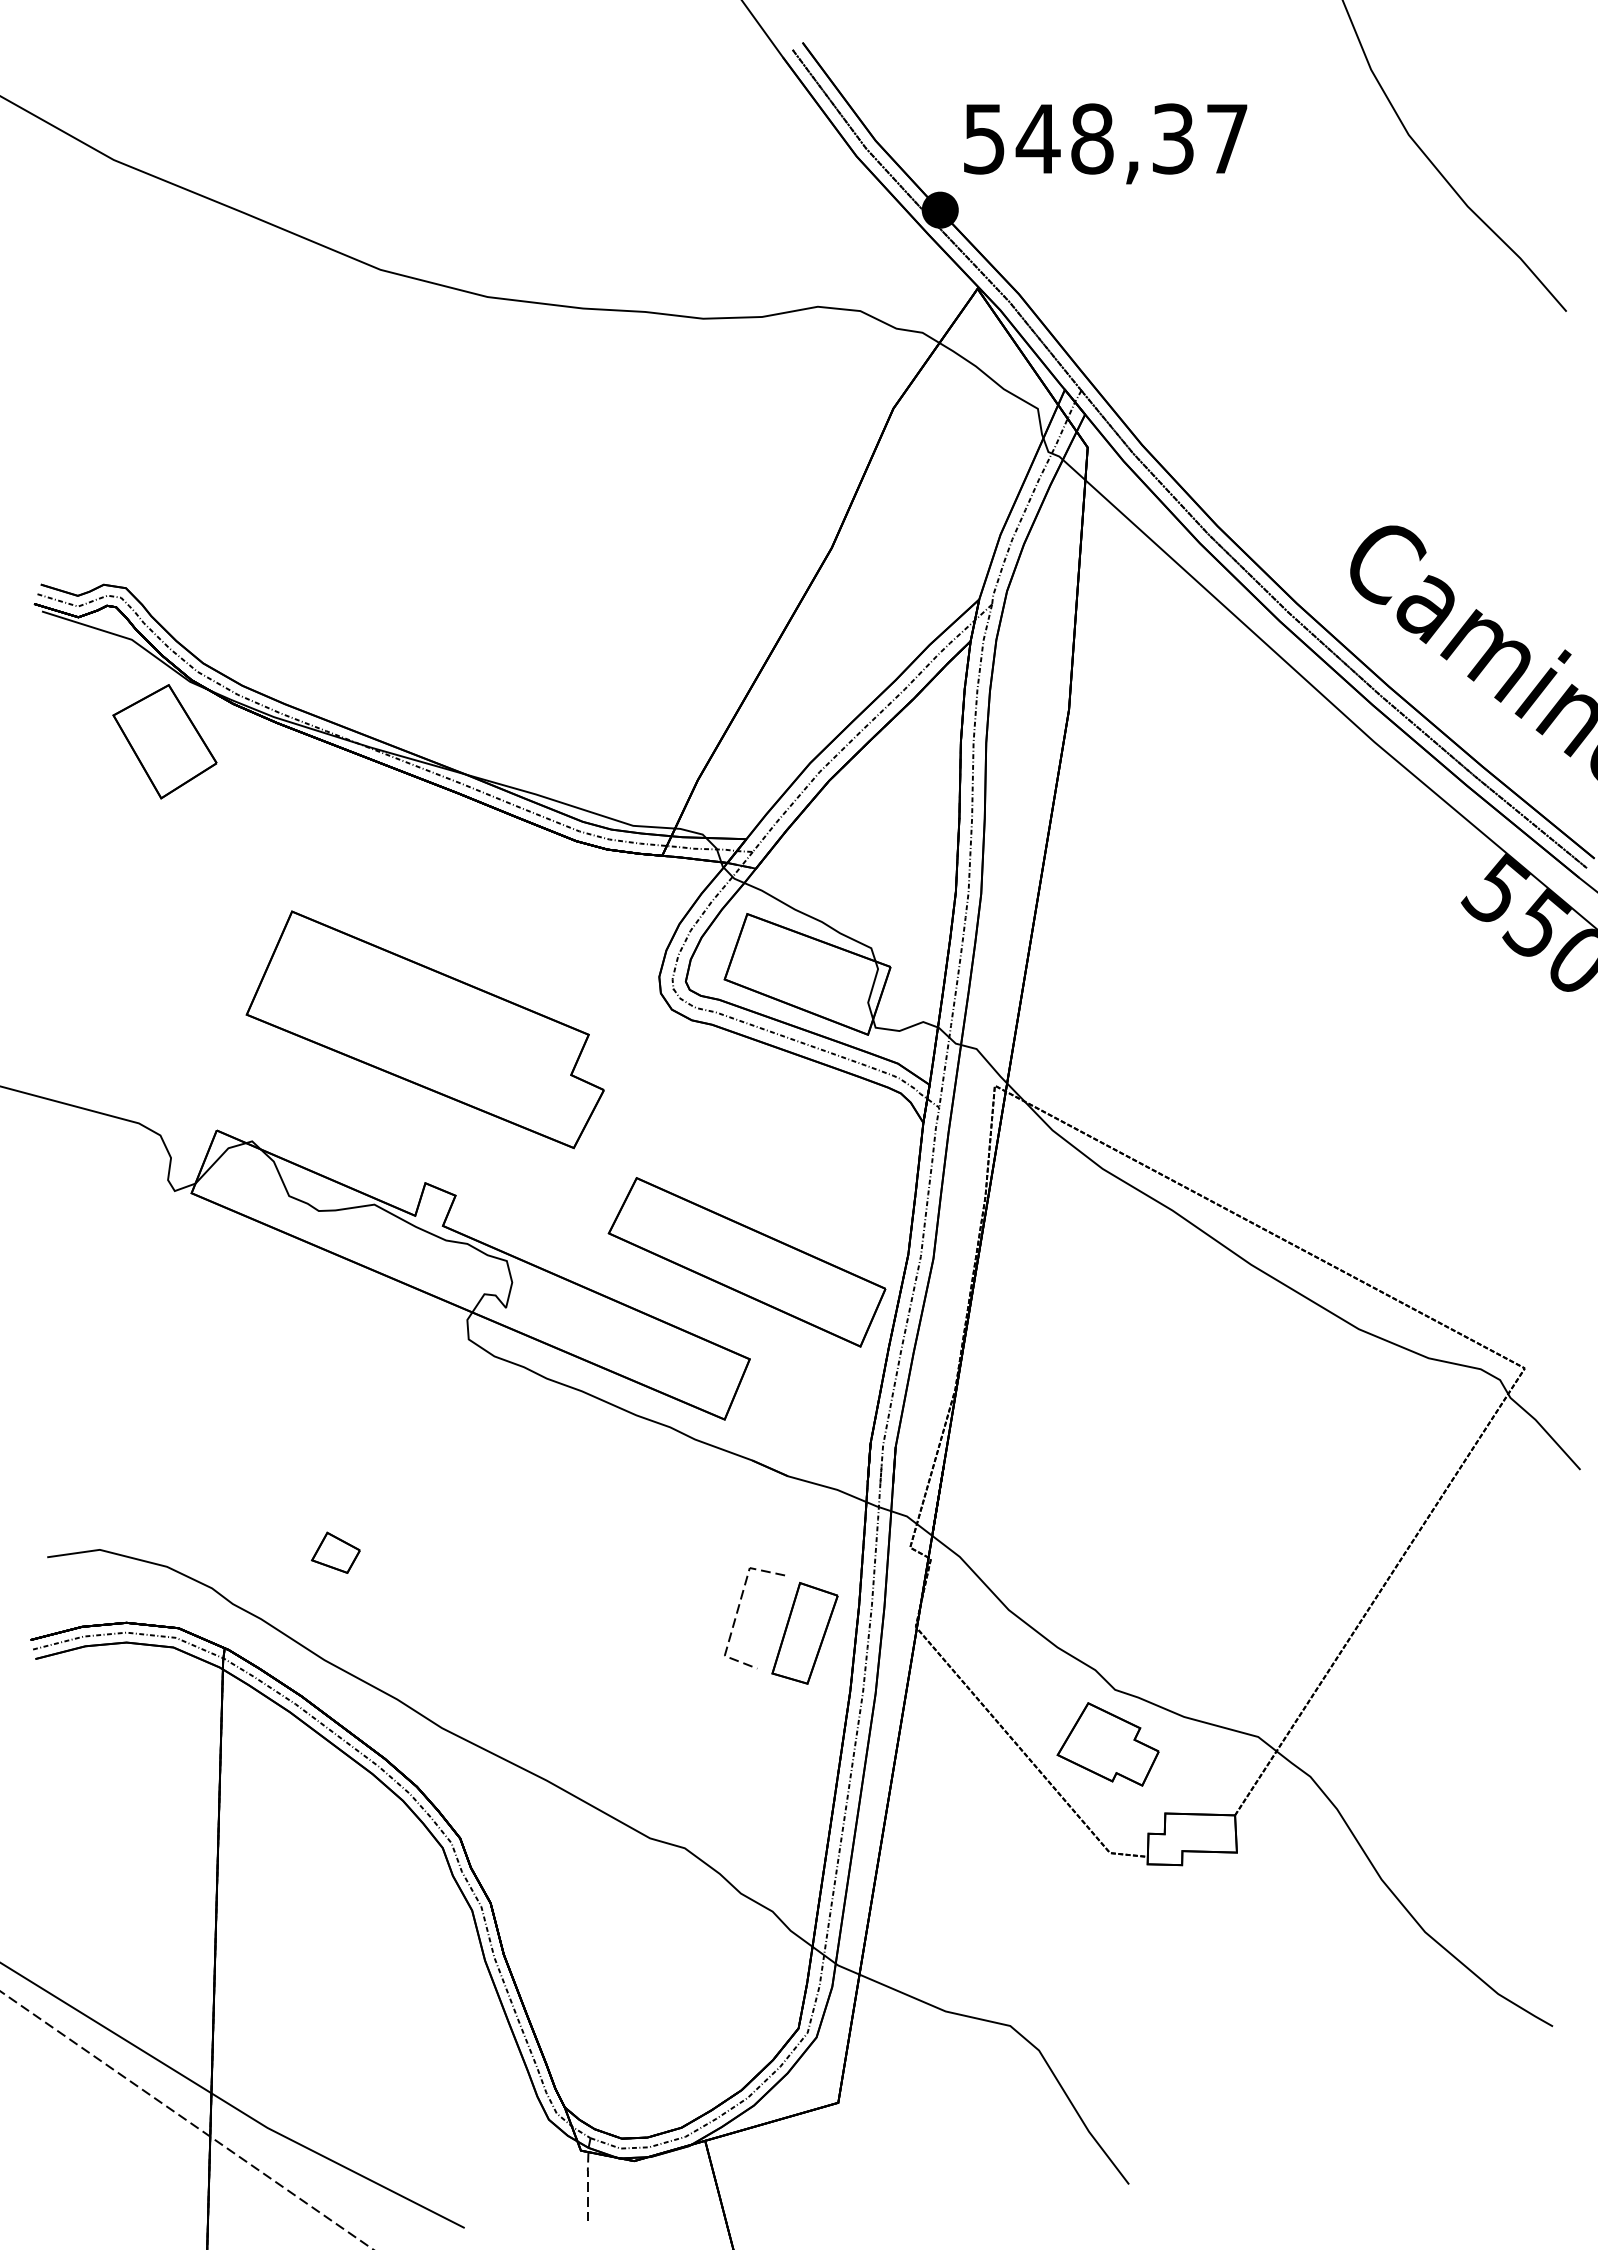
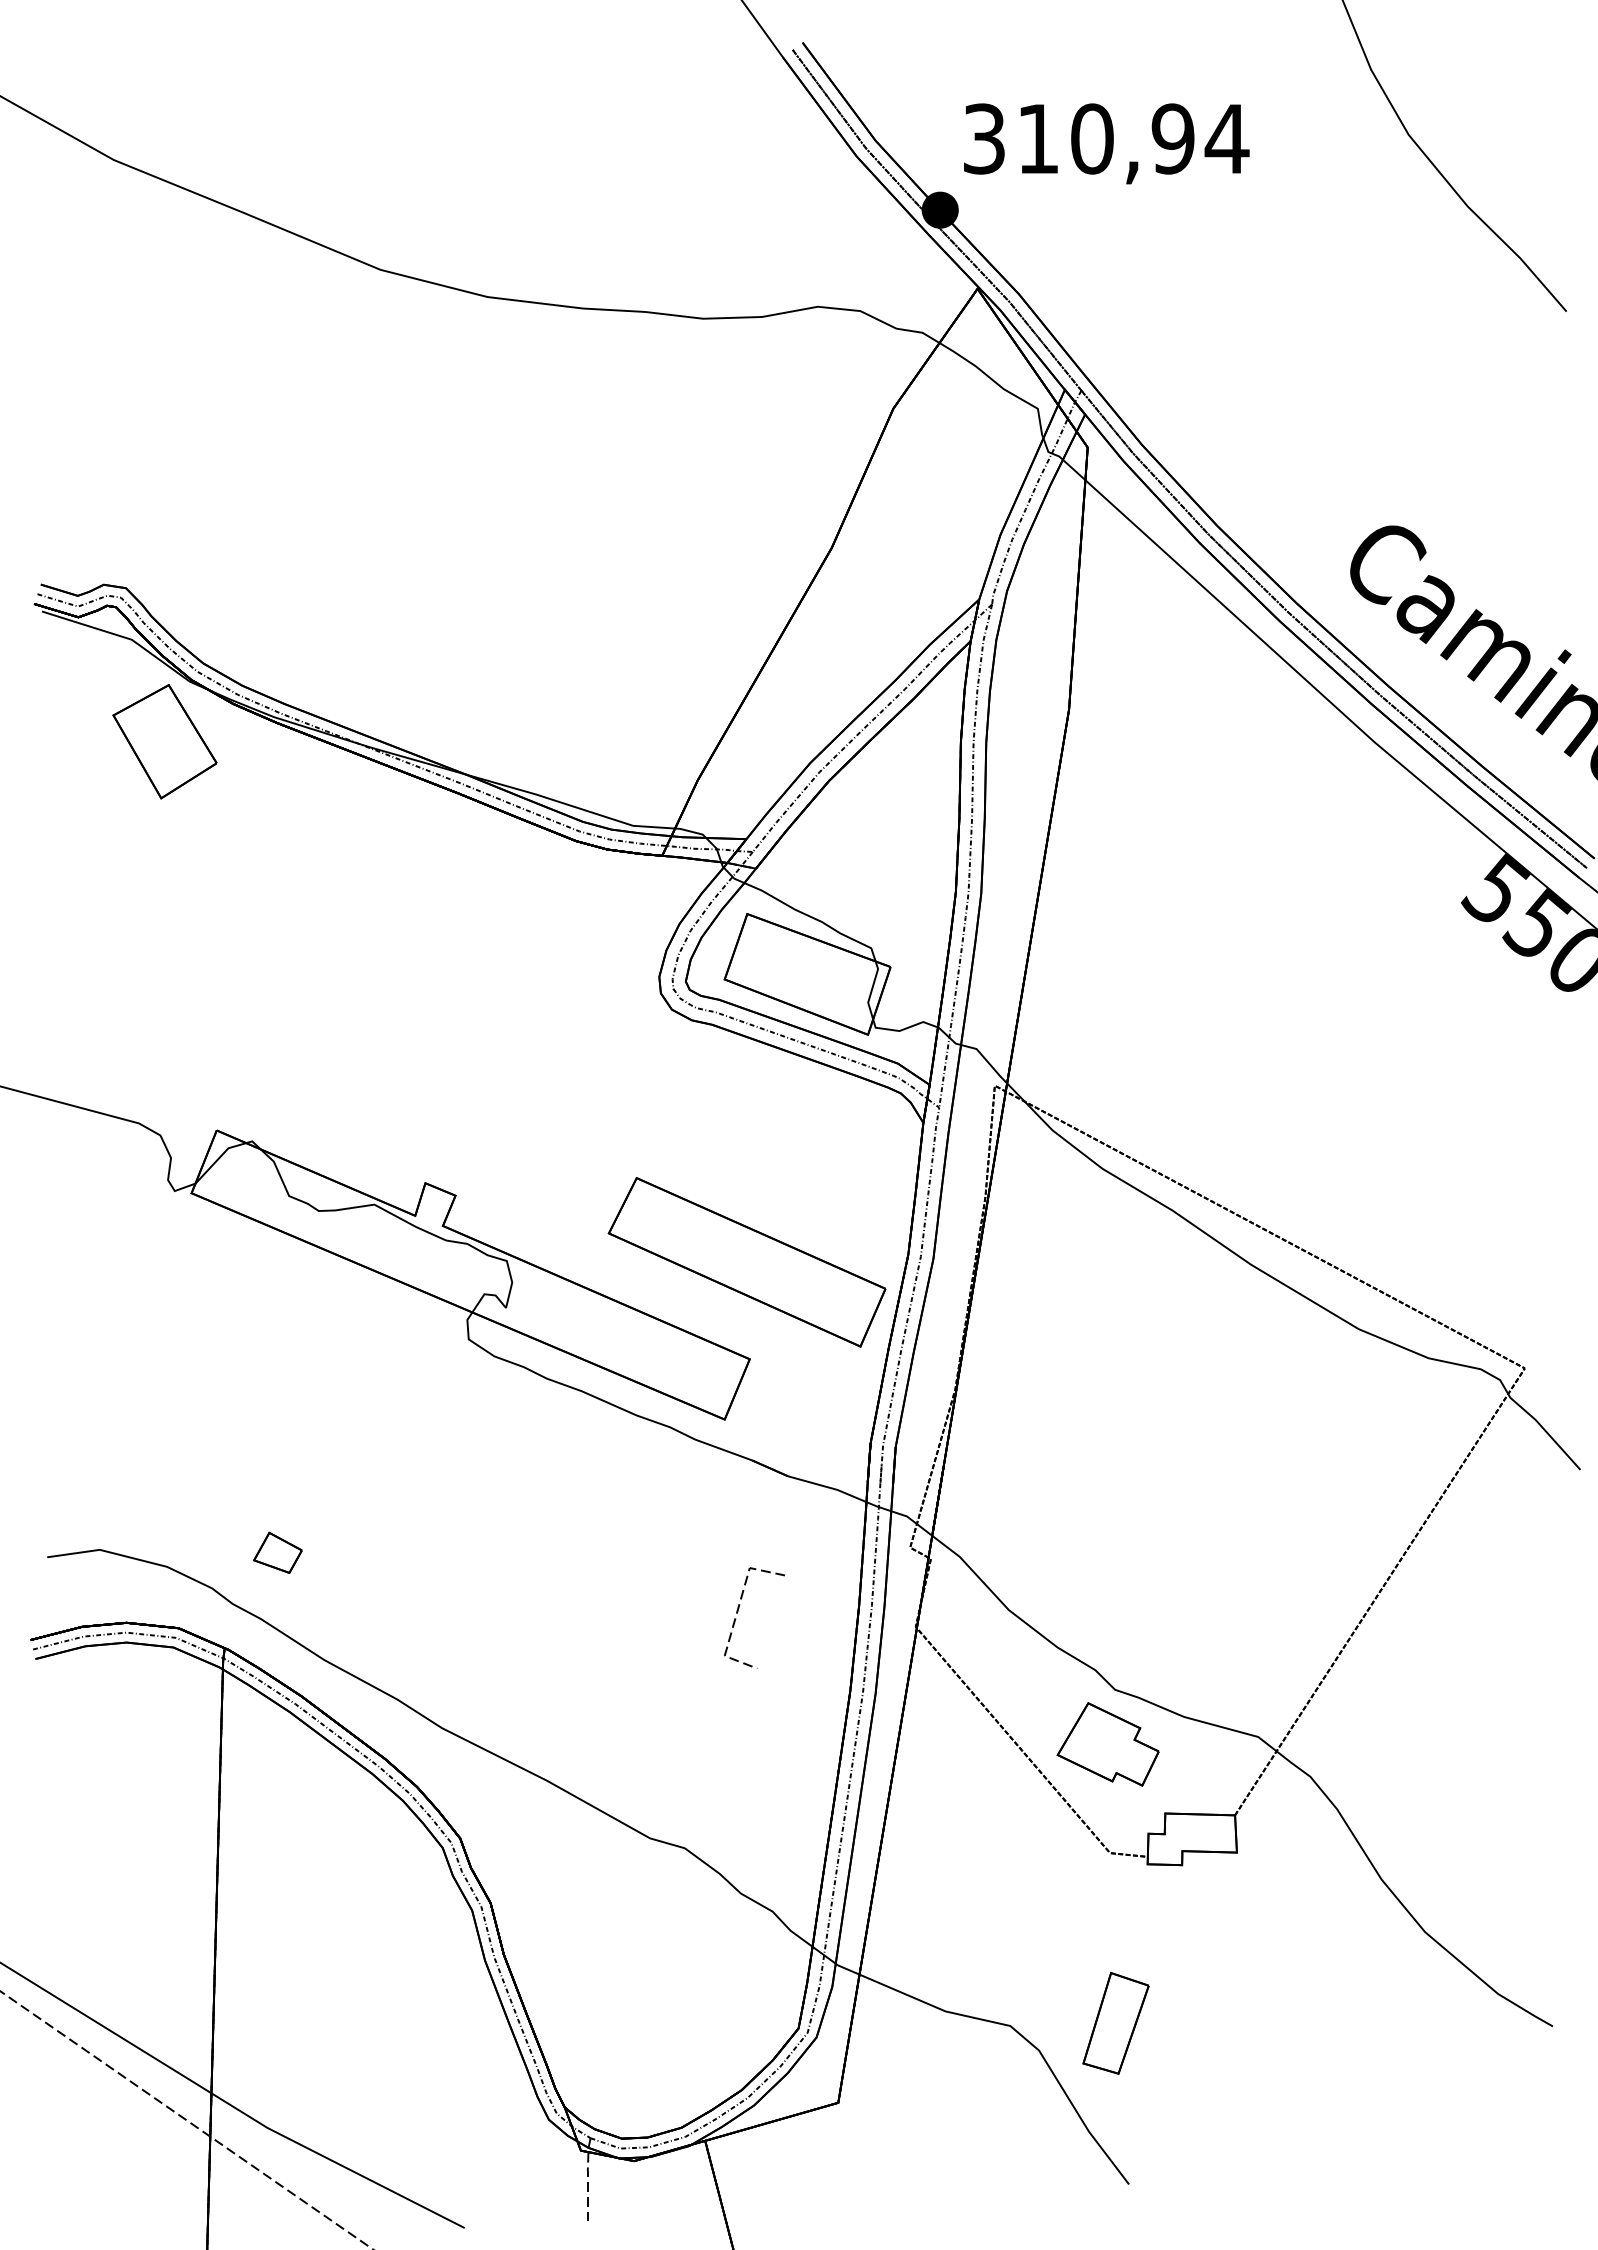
text: 548,37 -> 310,94 (1106, 138)
part: present -> none (424, 1029)
part position: (335, 1552) -> (277, 1552) (277, 1552)
part position: (804, 1633) -> (1115, 2023) (1115, 2023)
